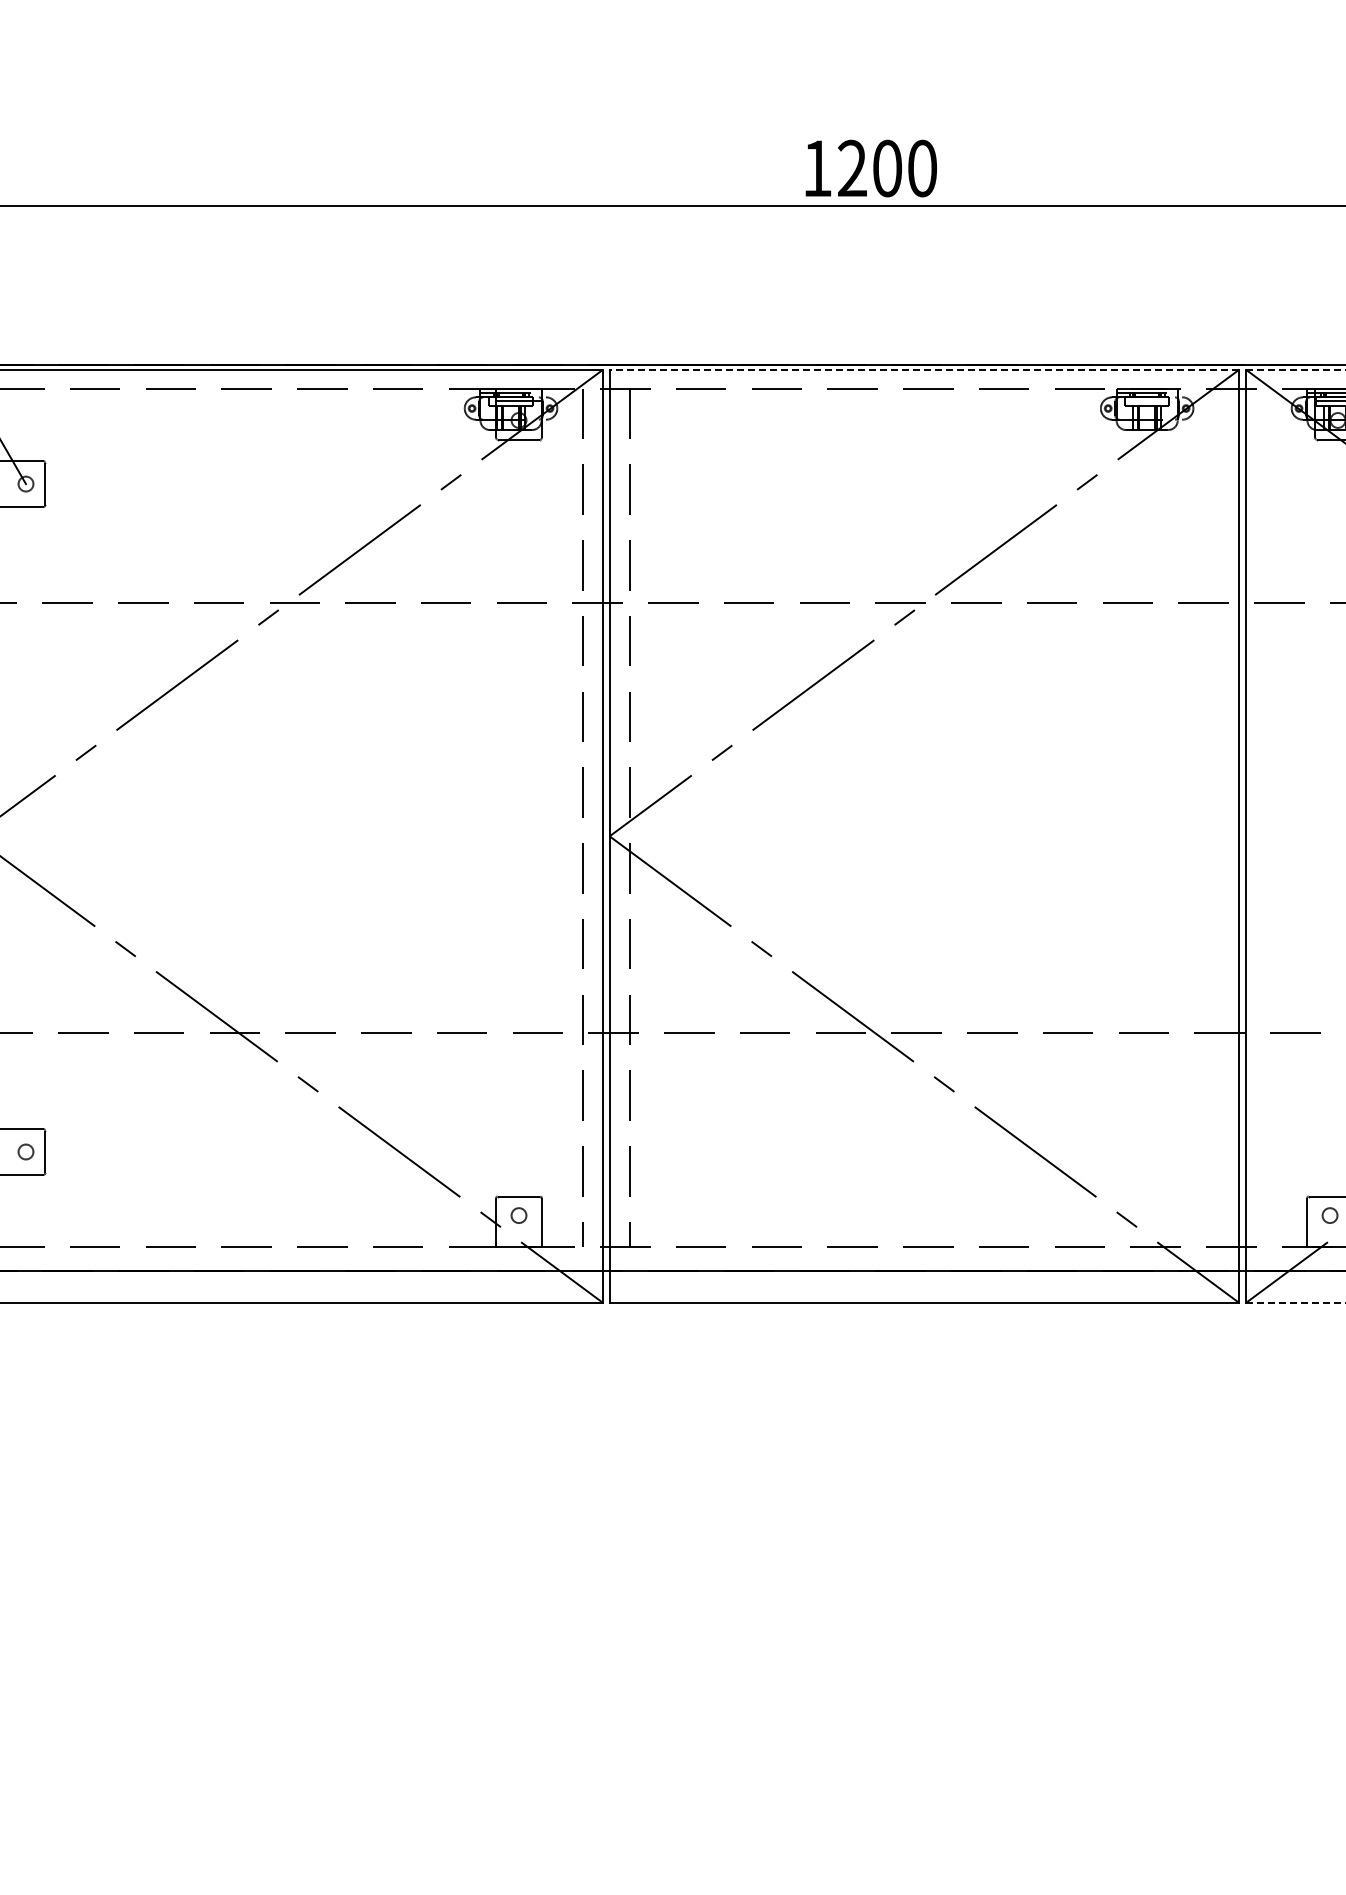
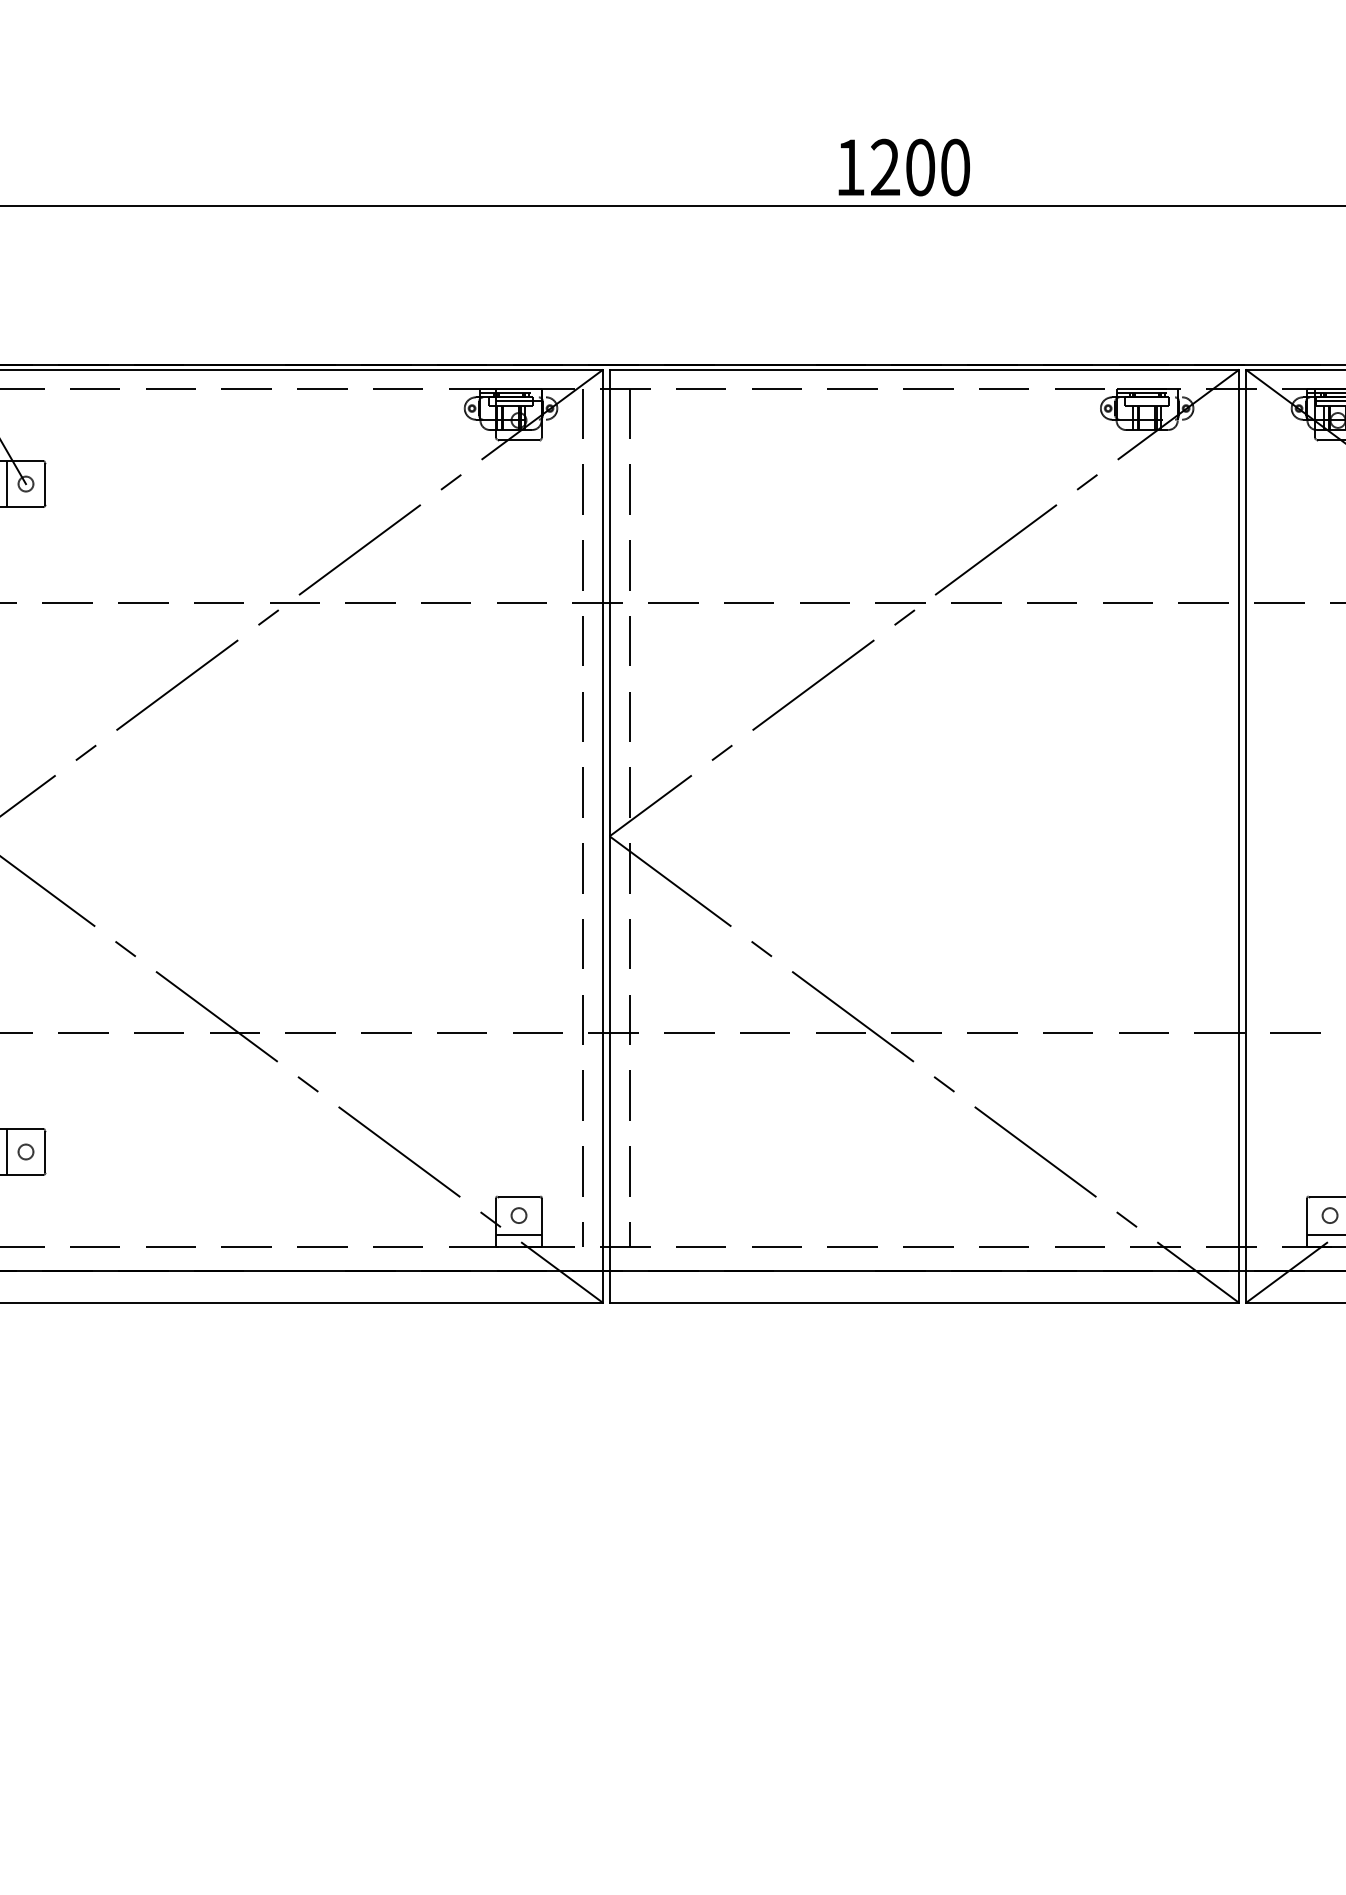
text position: (870, 168) -> (903, 167) (903, 167)
line: dashed -> solid (924, 369)
line: dashed -> solid (1295, 369)
line: none -> present (6, 484)
line: none -> present (6, 1151)
line: none -> present (518, 1234)
line: none -> present (1324, 1234)
line: dashed -> solid (1295, 1303)
